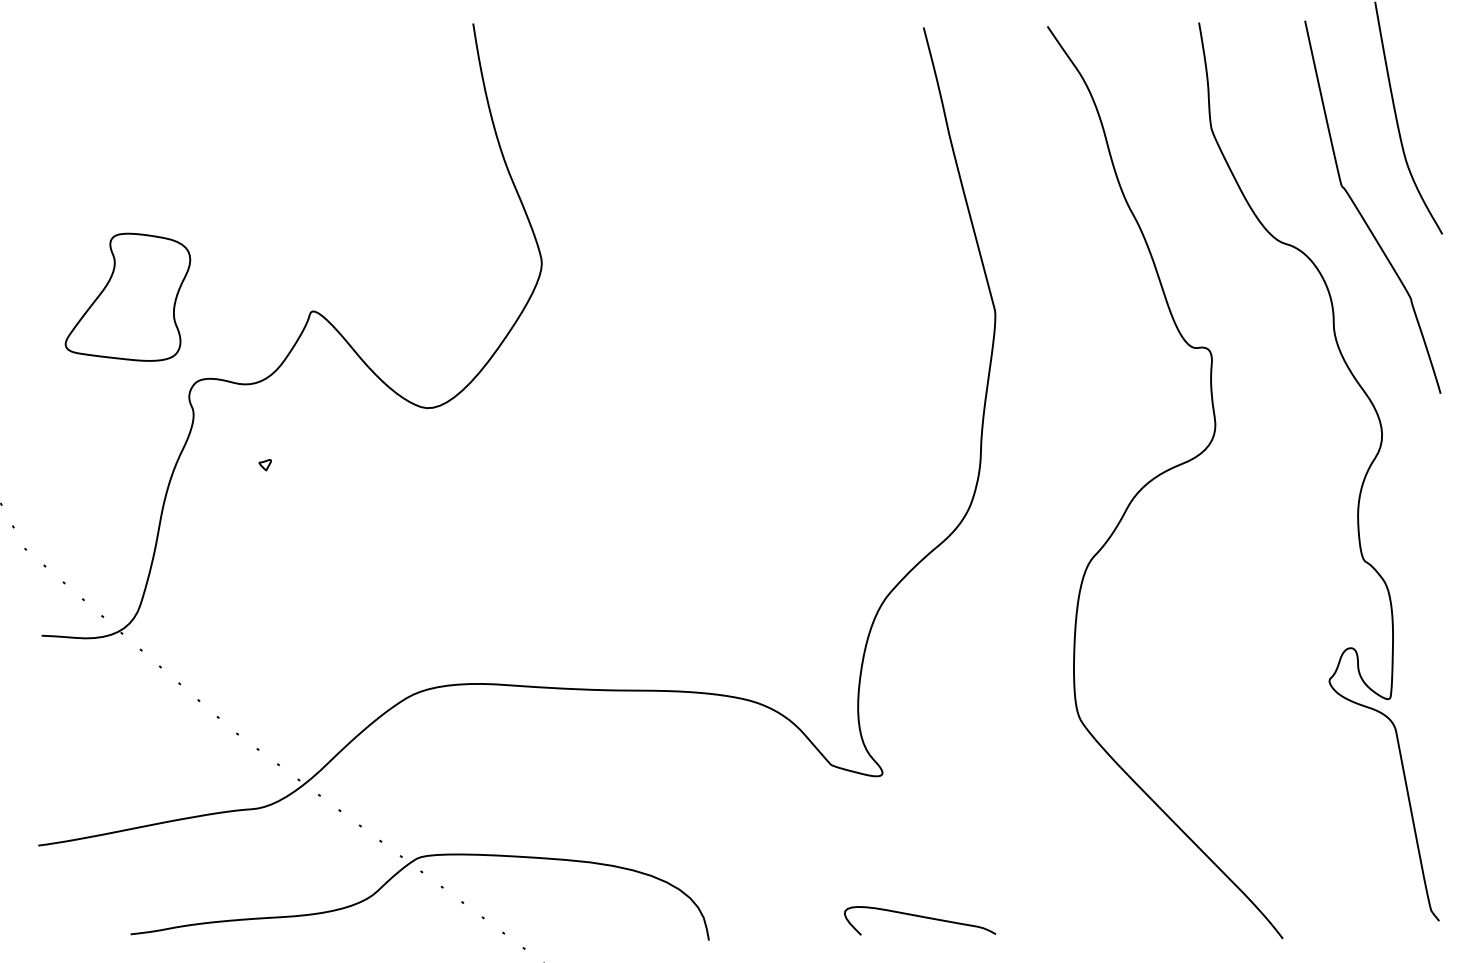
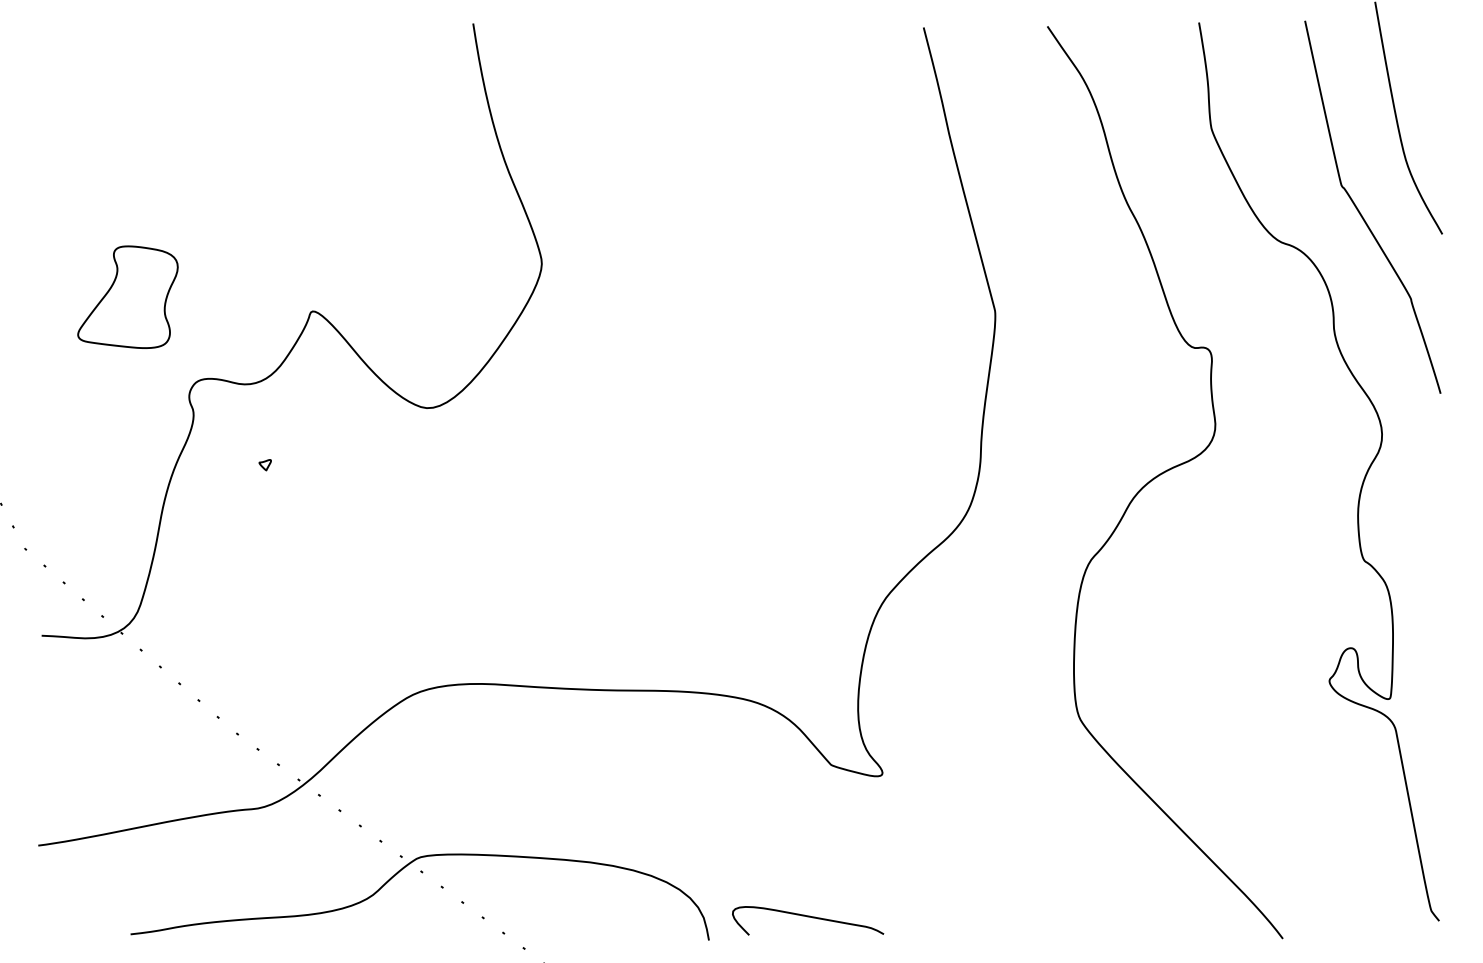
part size: 128x130 px -> 102x104 px (127, 296)
curve position: (920, 917) -> (808, 917) (808, 917)
